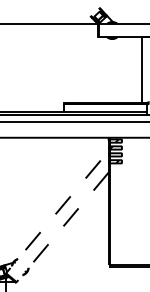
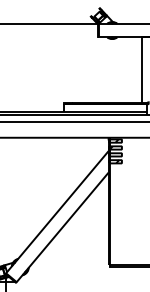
line: dashed -> solid (6, 272)
